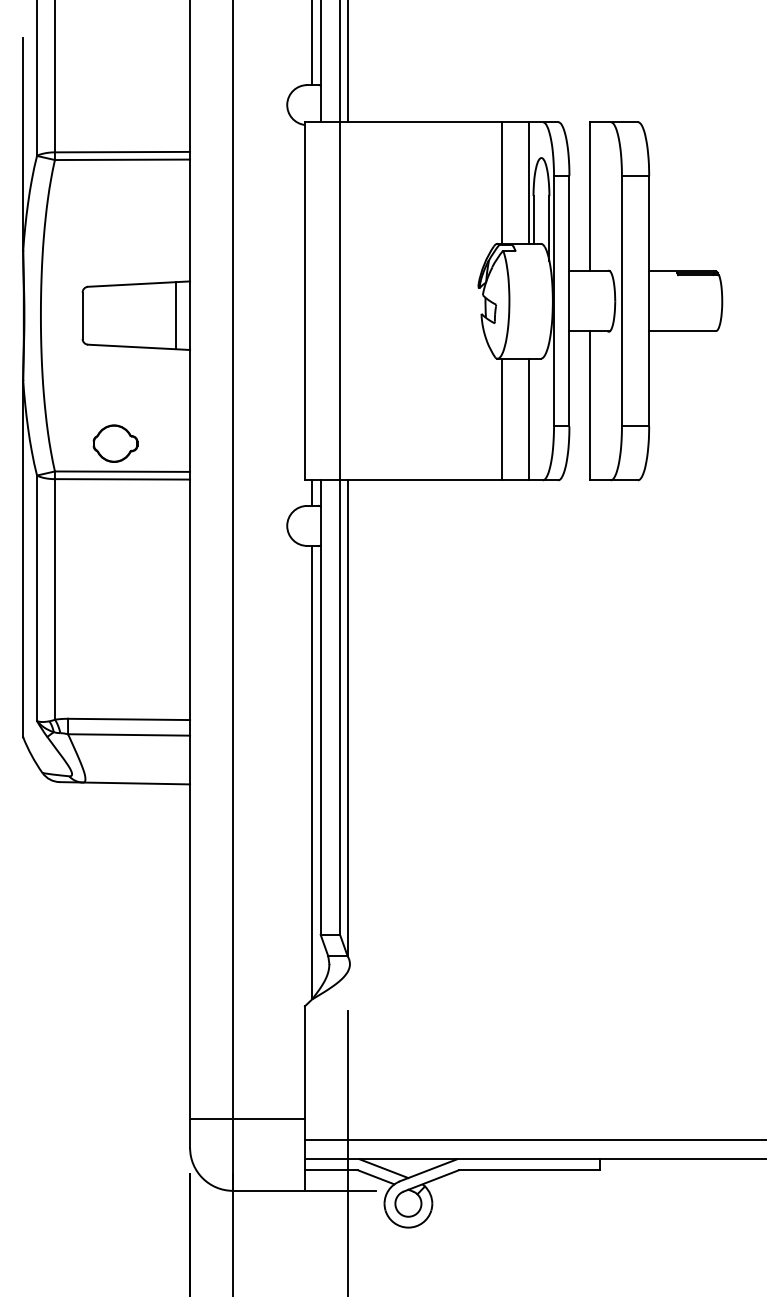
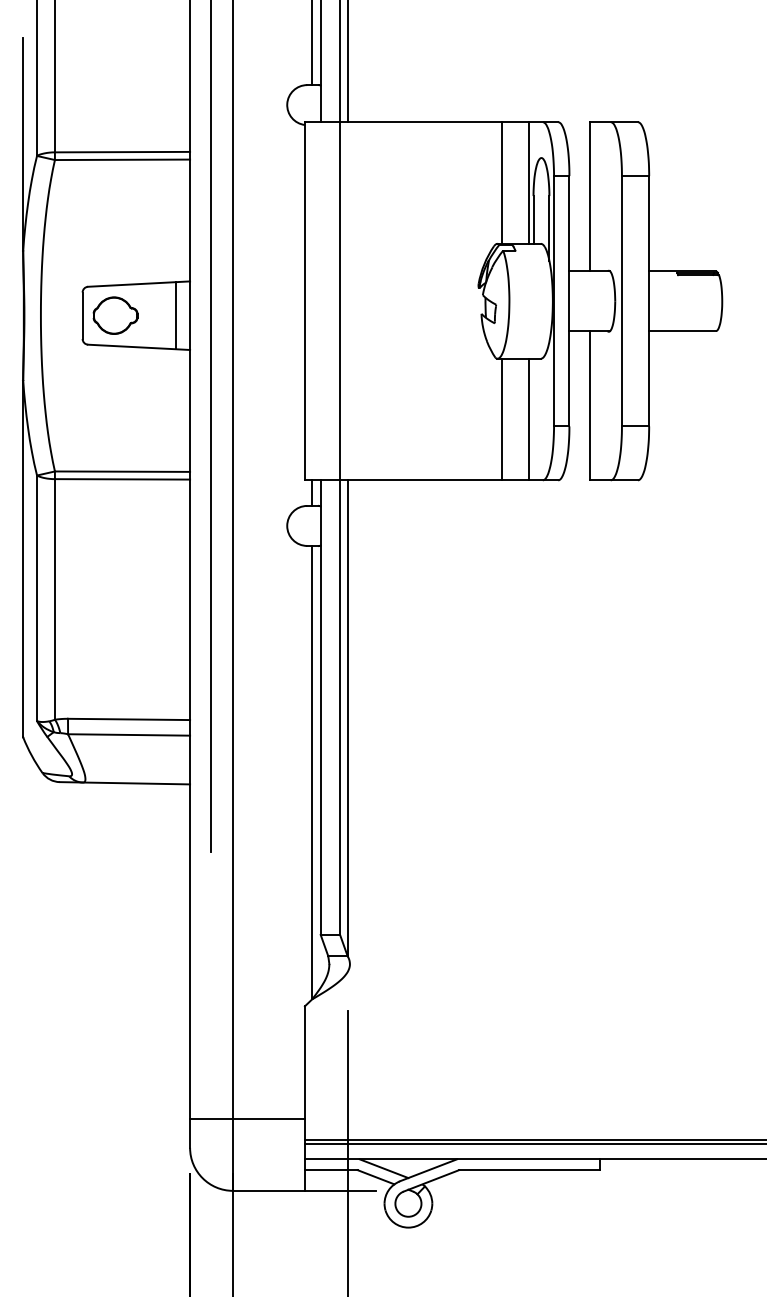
line: none -> present (210, 426)
part position: (115, 443) -> (115, 315) (115, 315)
line: none -> present (533, 1143)
